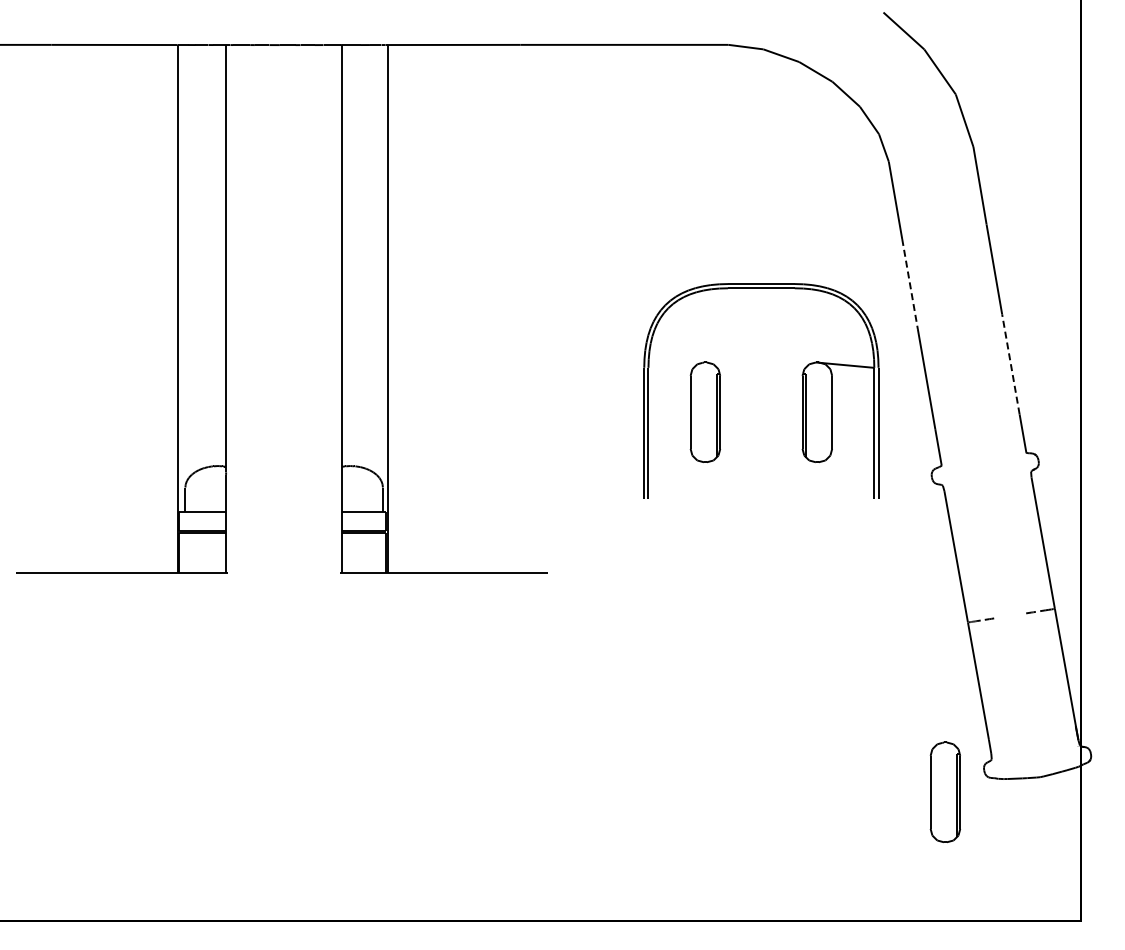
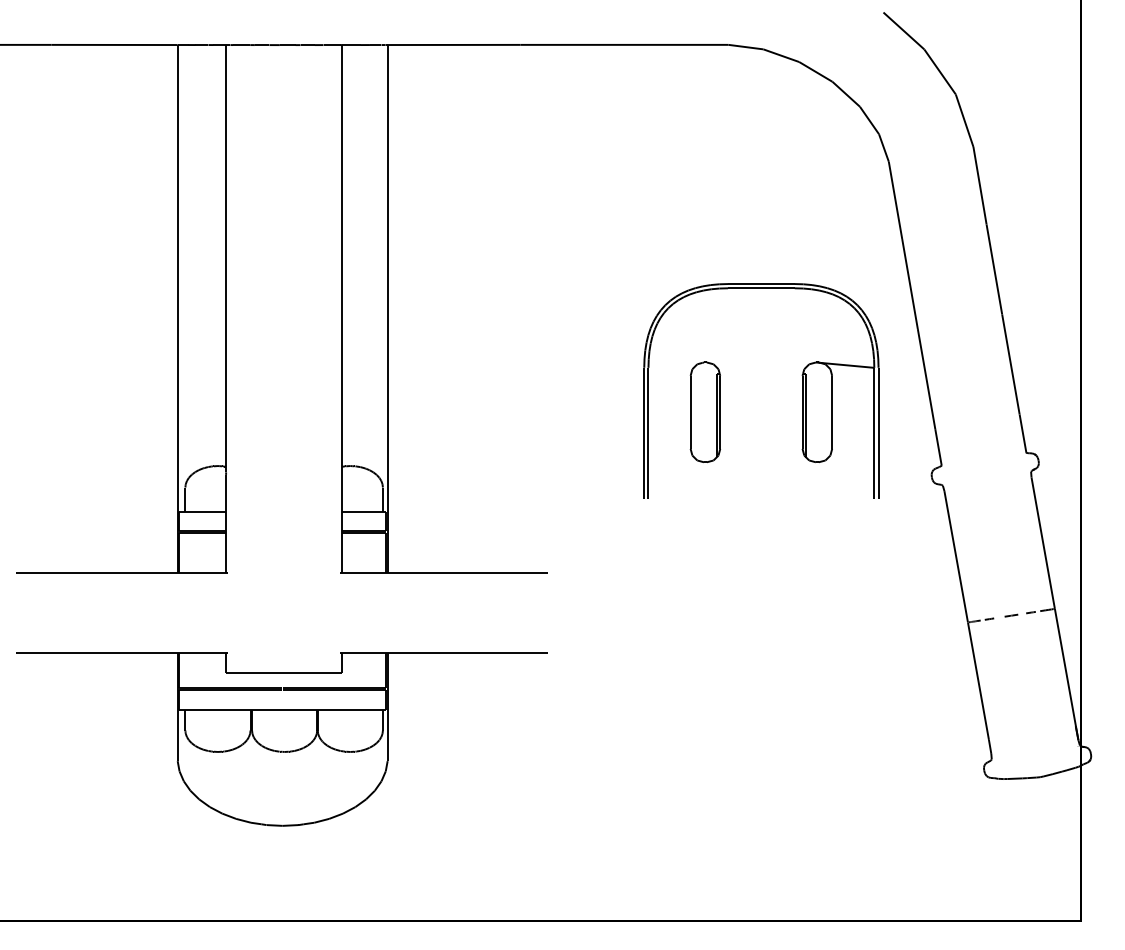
line: dashed -> solid (910, 284)
line: dashed -> solid (1010, 364)
line: none -> present (1011, 615)
part: none -> present (281, 739)
part: present -> none (944, 791)
